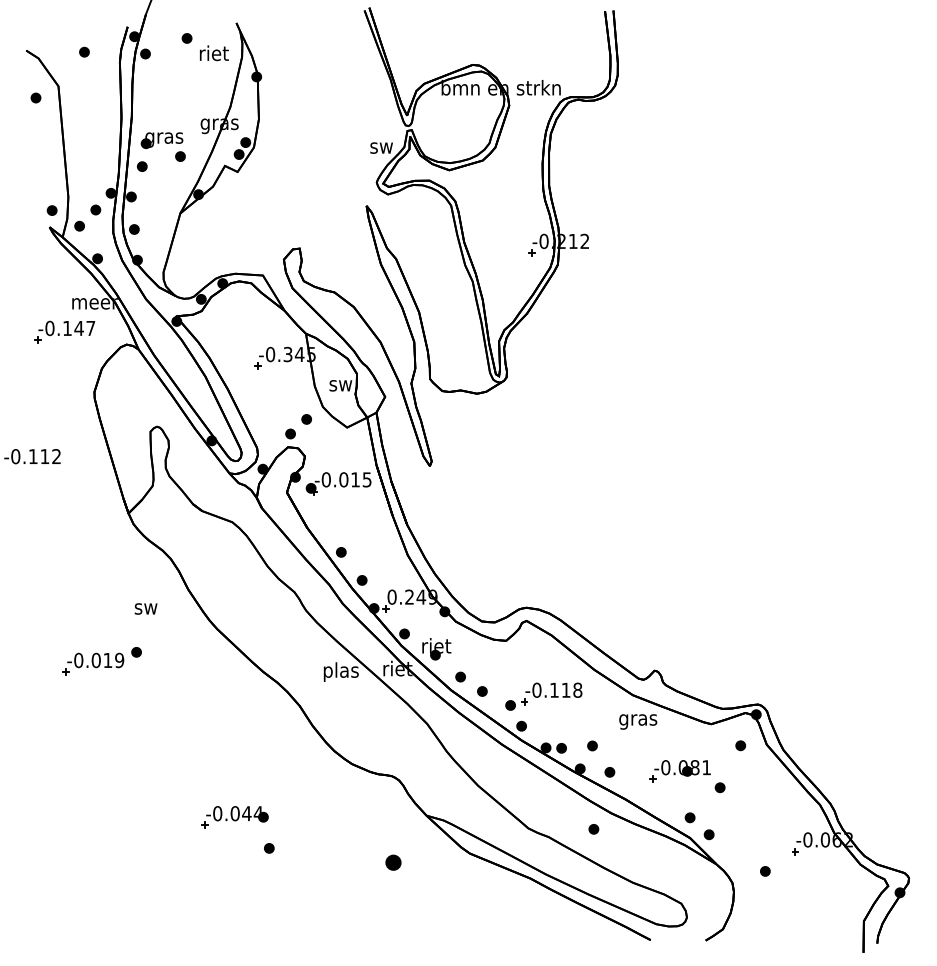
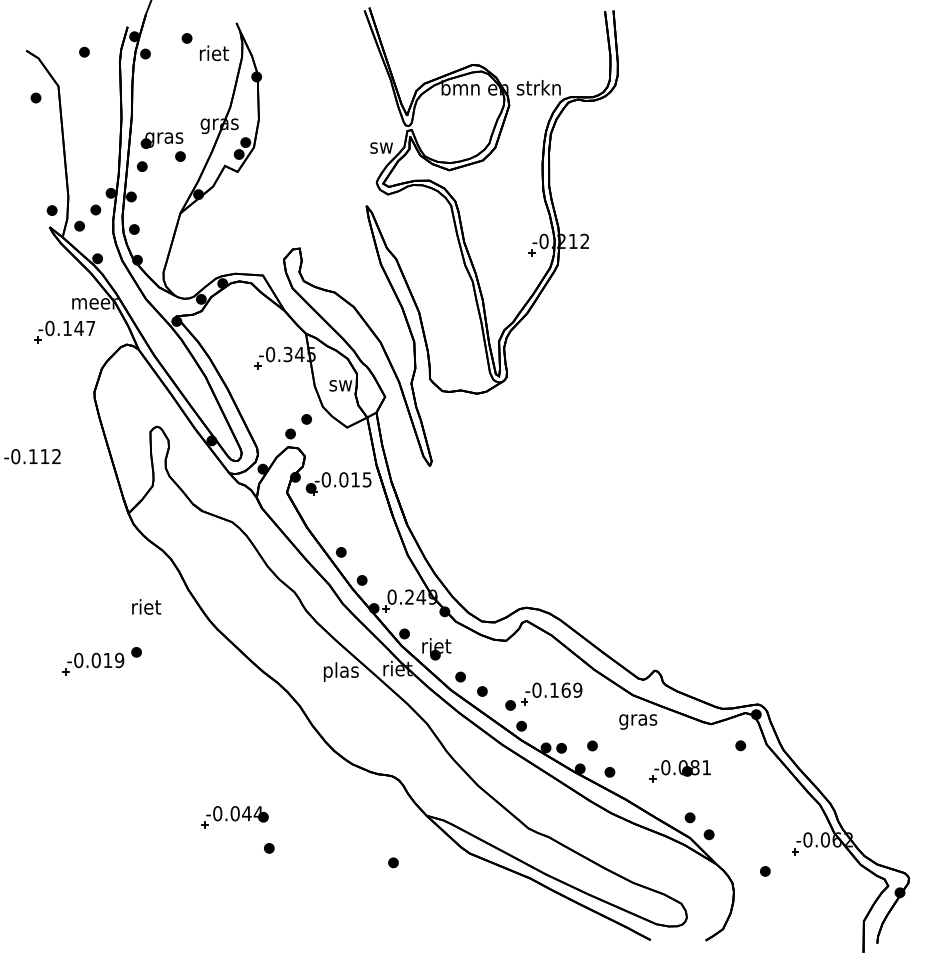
text: sw -> riet (146, 606)
text: -0.118 -> -0.169 (571, 689)
part: present -> none (719, 787)
part: present -> none (593, 829)
part size: 17x17 px -> 11x12 px (393, 862)
